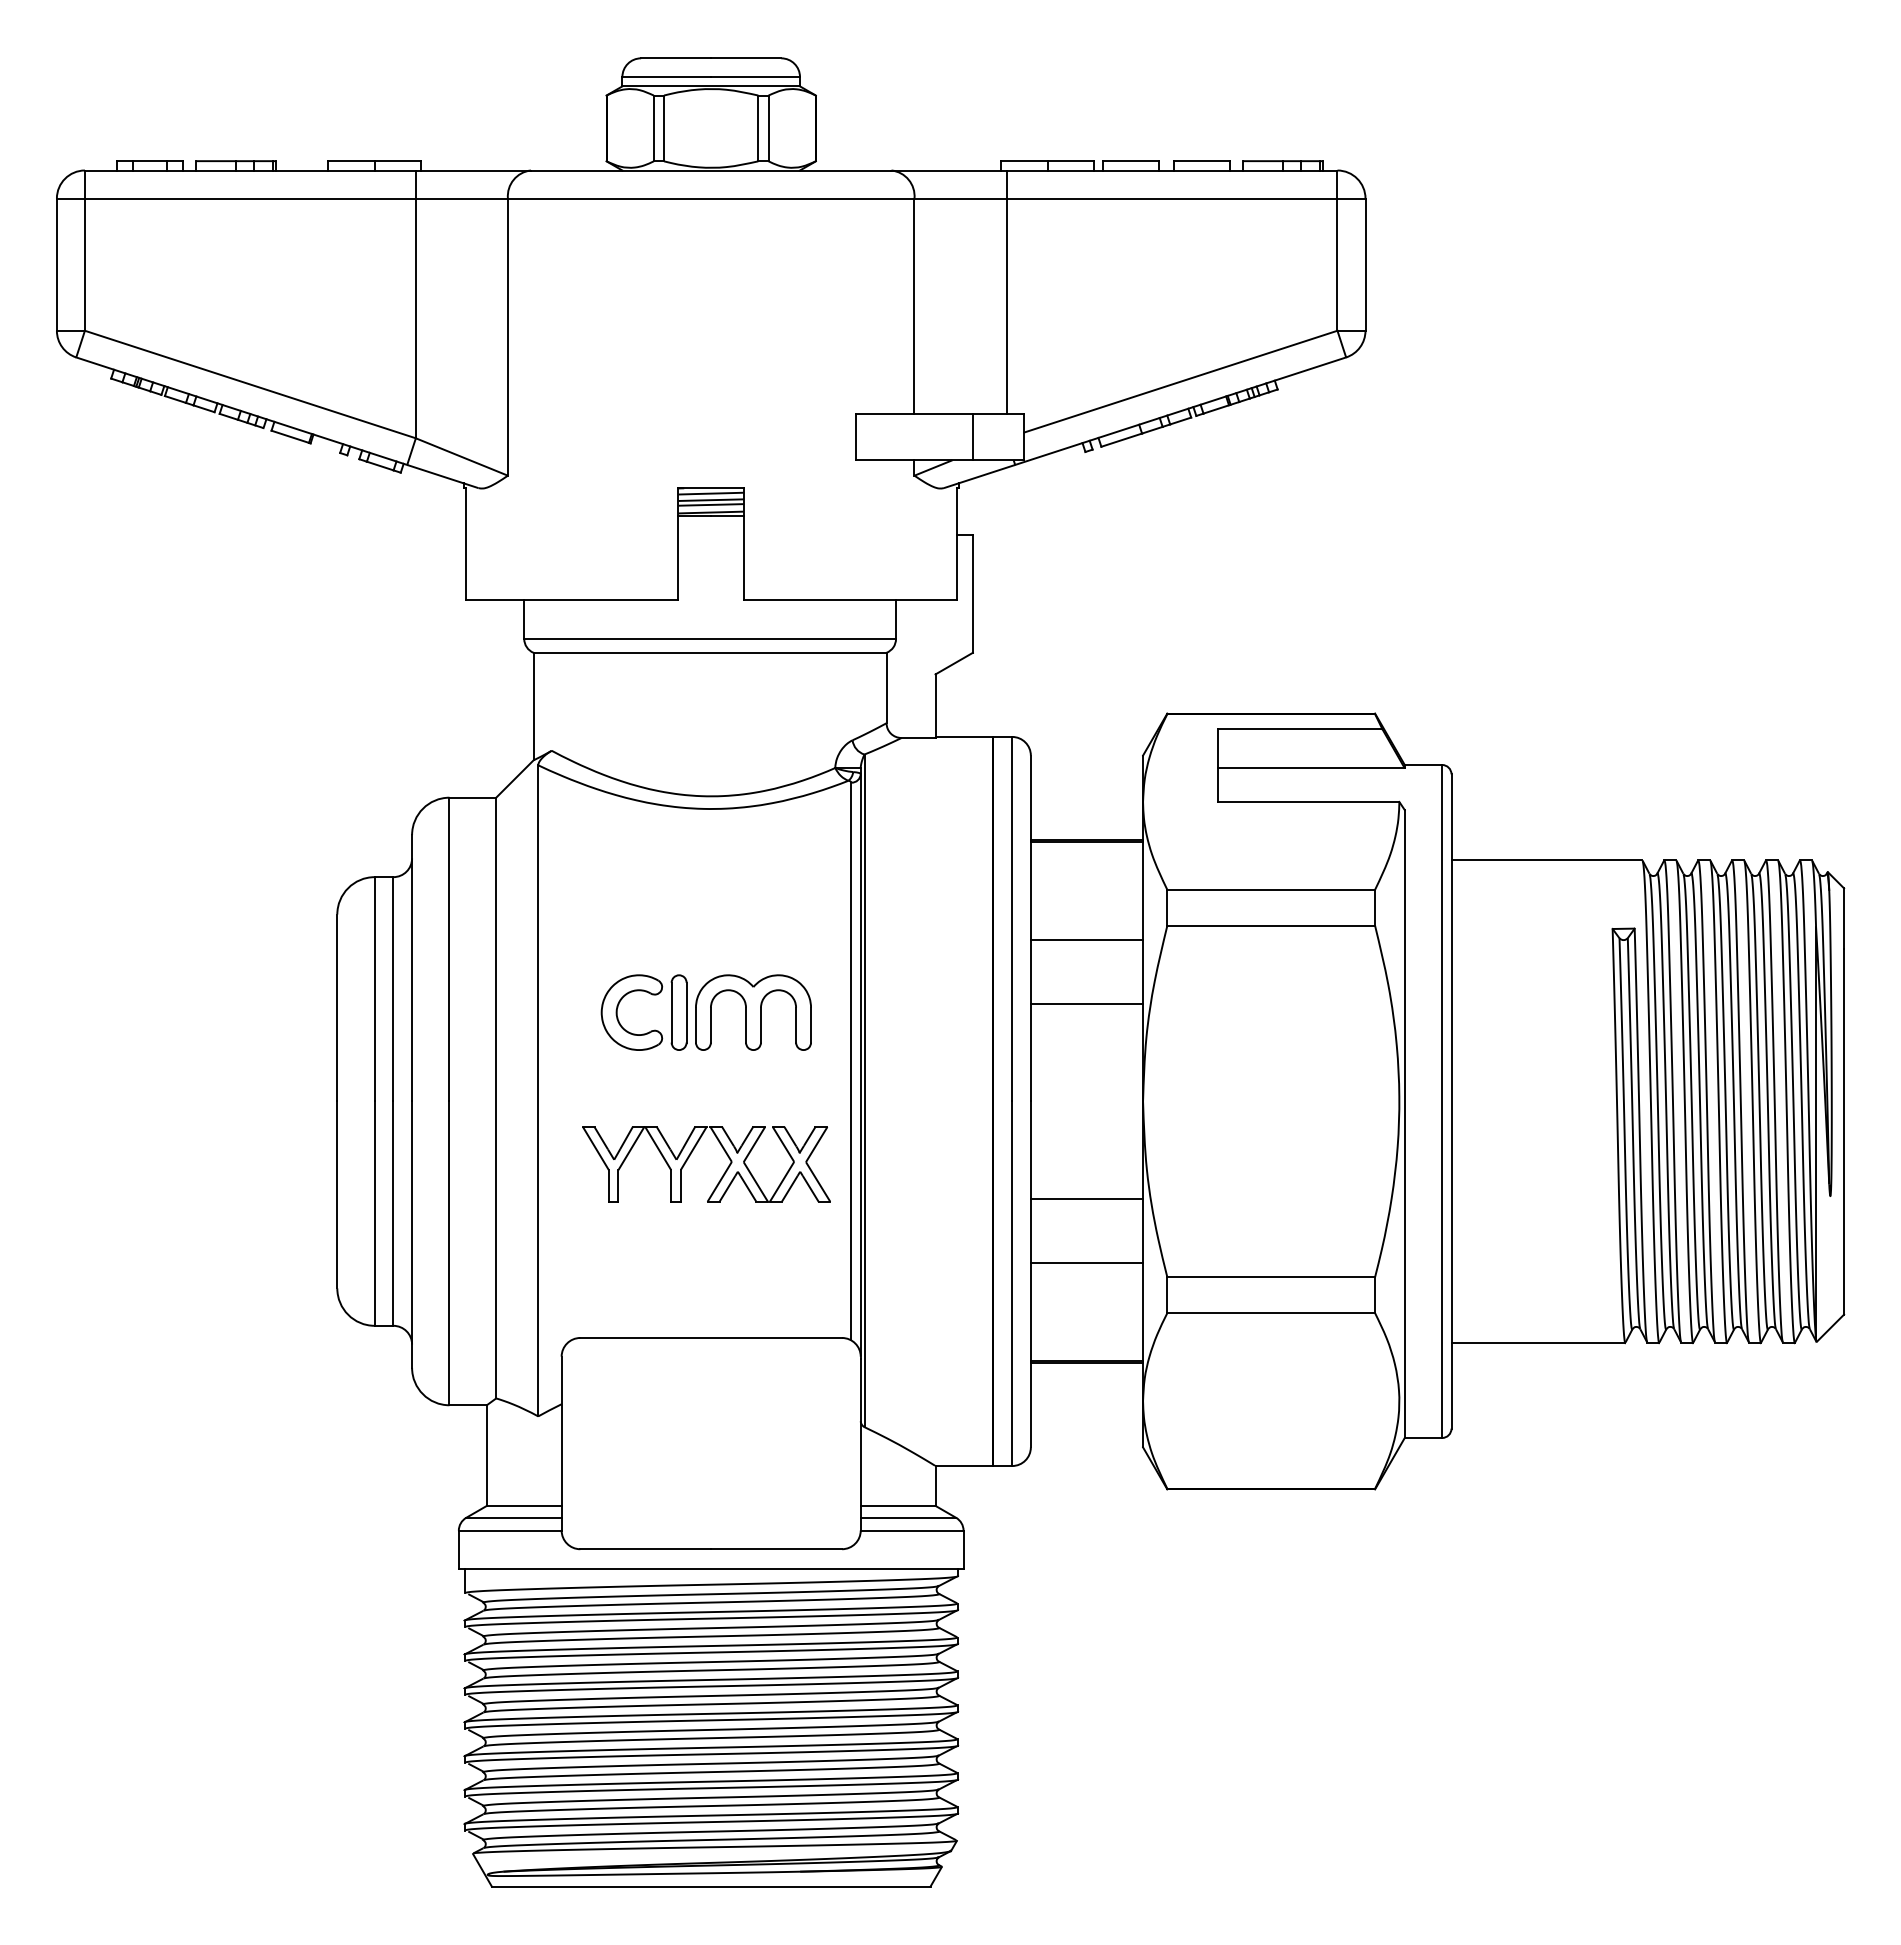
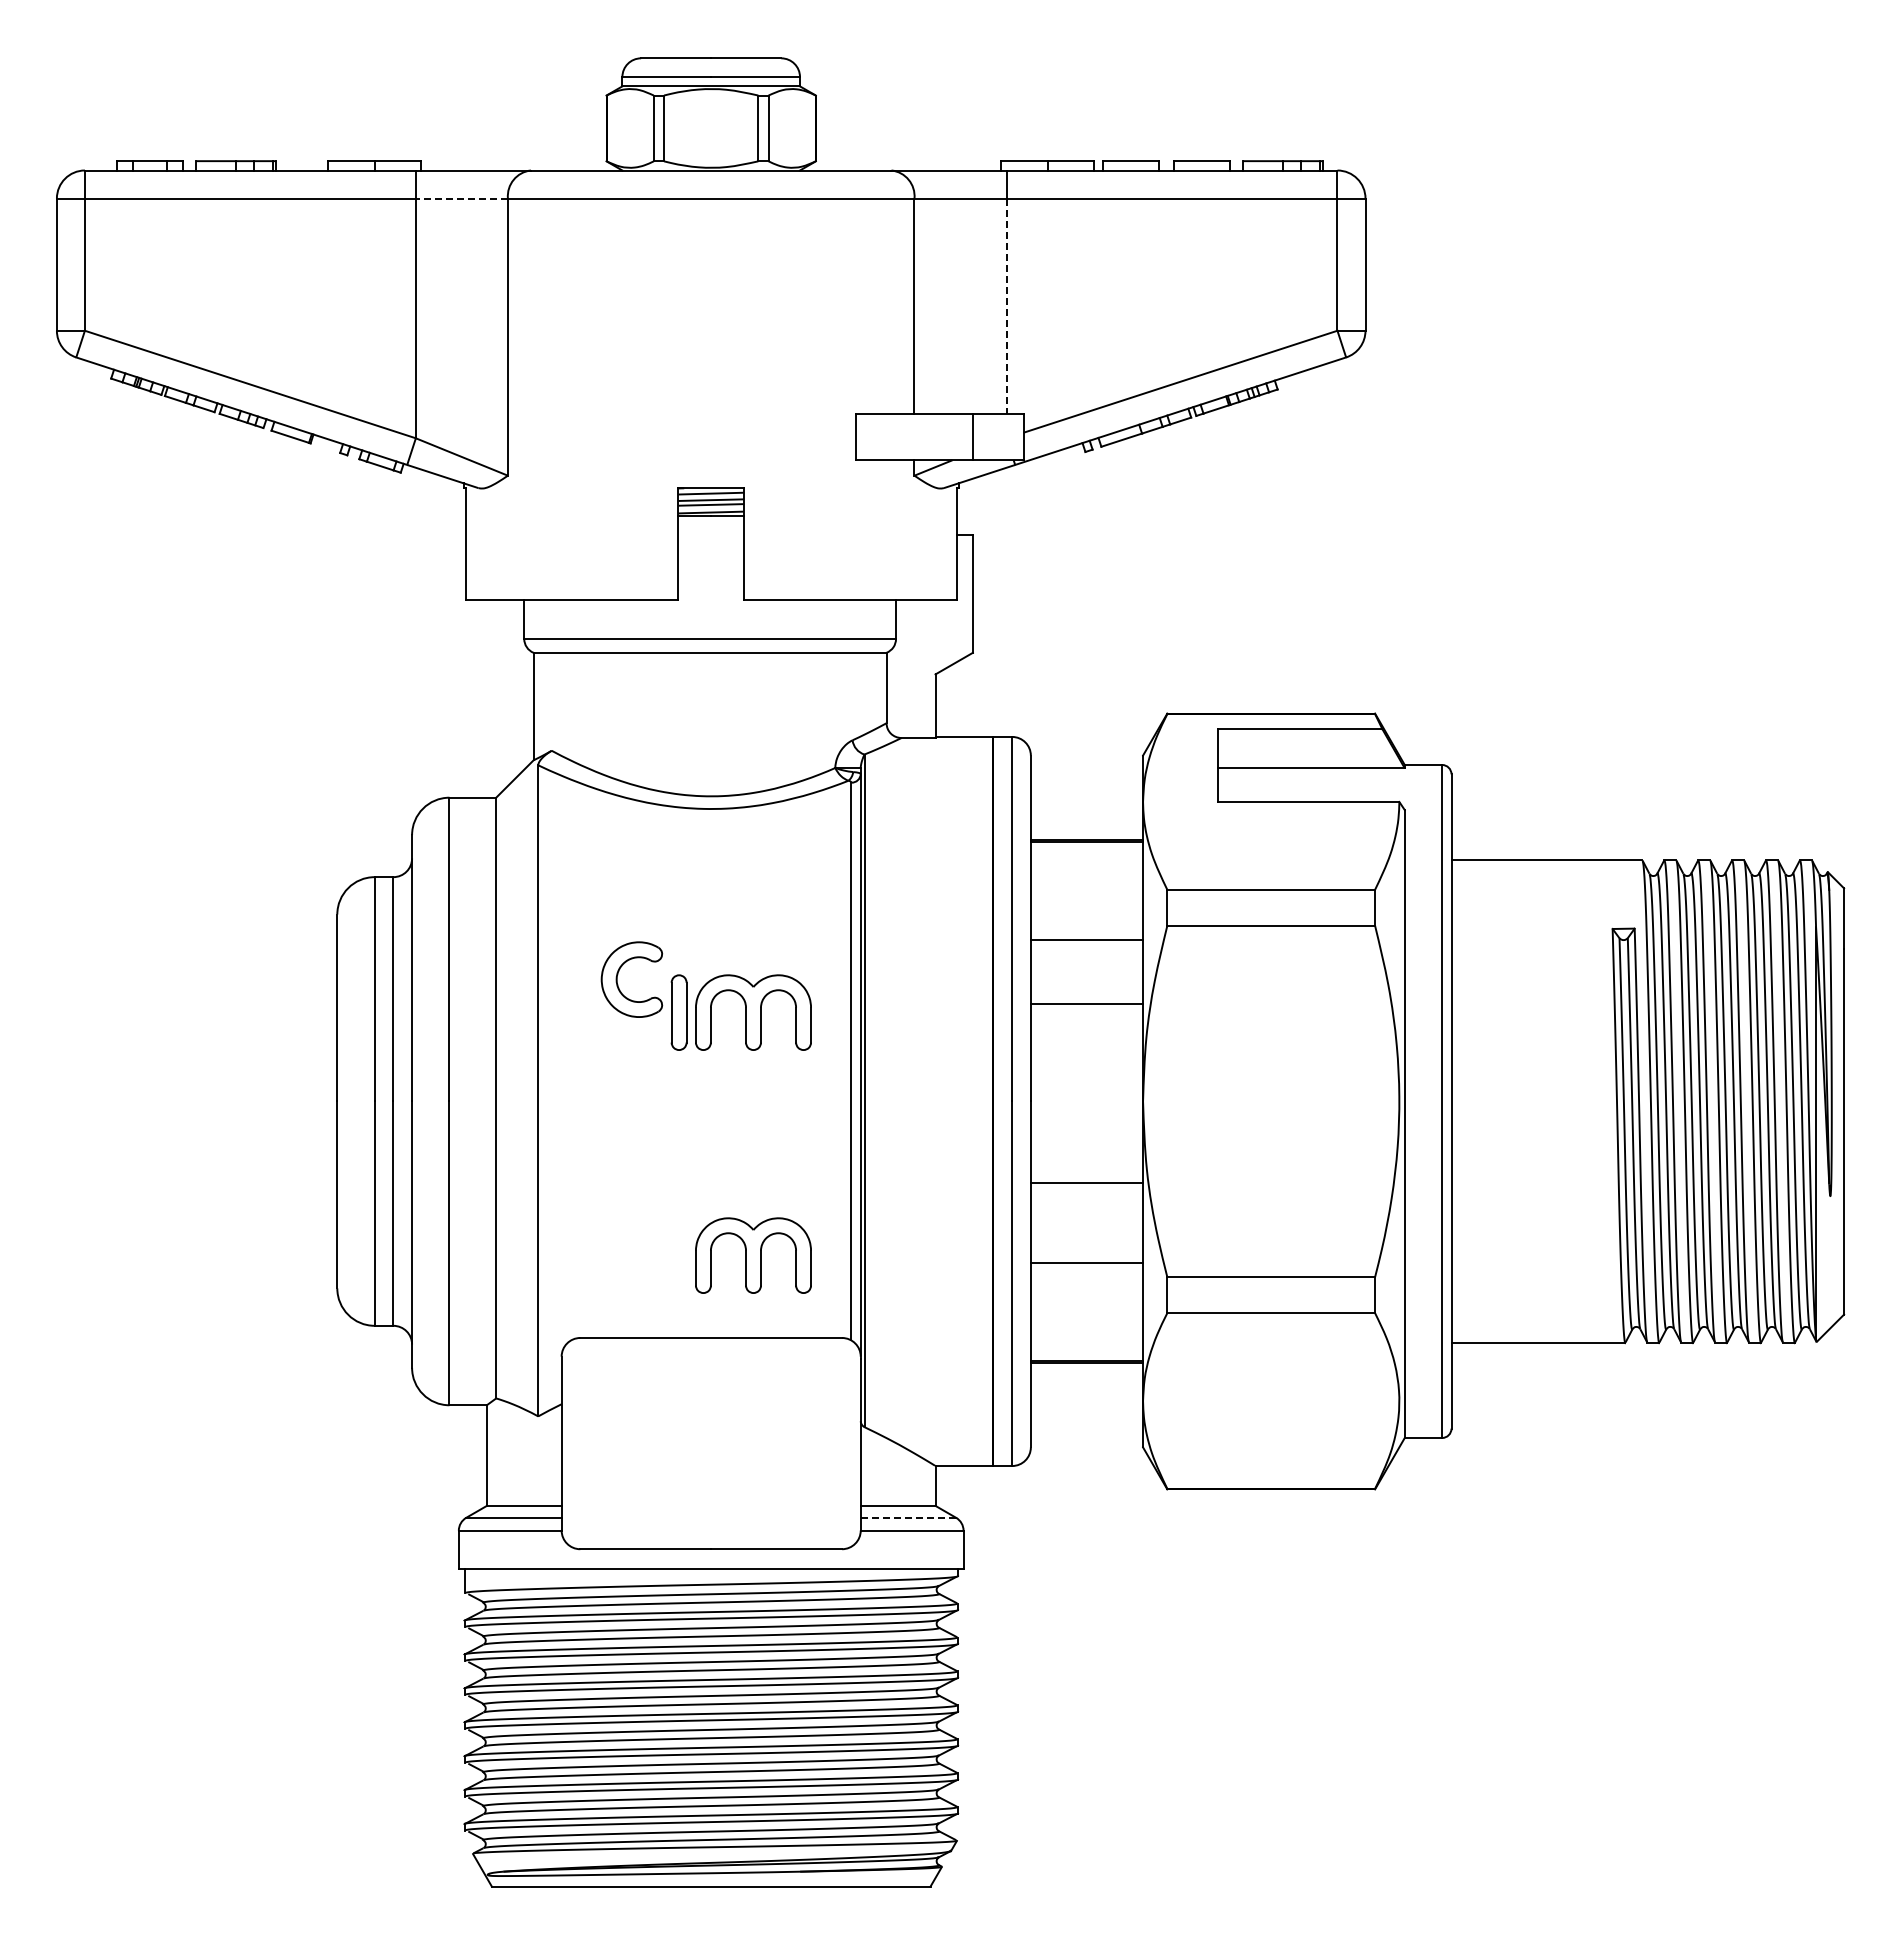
line: solid -> dashed (461, 198)
line: solid -> dashed (1006, 306)
part position: (618, 1007) -> (618, 974) (618, 974)
part: present -> none (691, 1154)
line position: (1086, 1198) -> (1086, 1182) (1086, 1182)
part: none -> present (753, 1255)
line: solid -> dashed (908, 1517)
